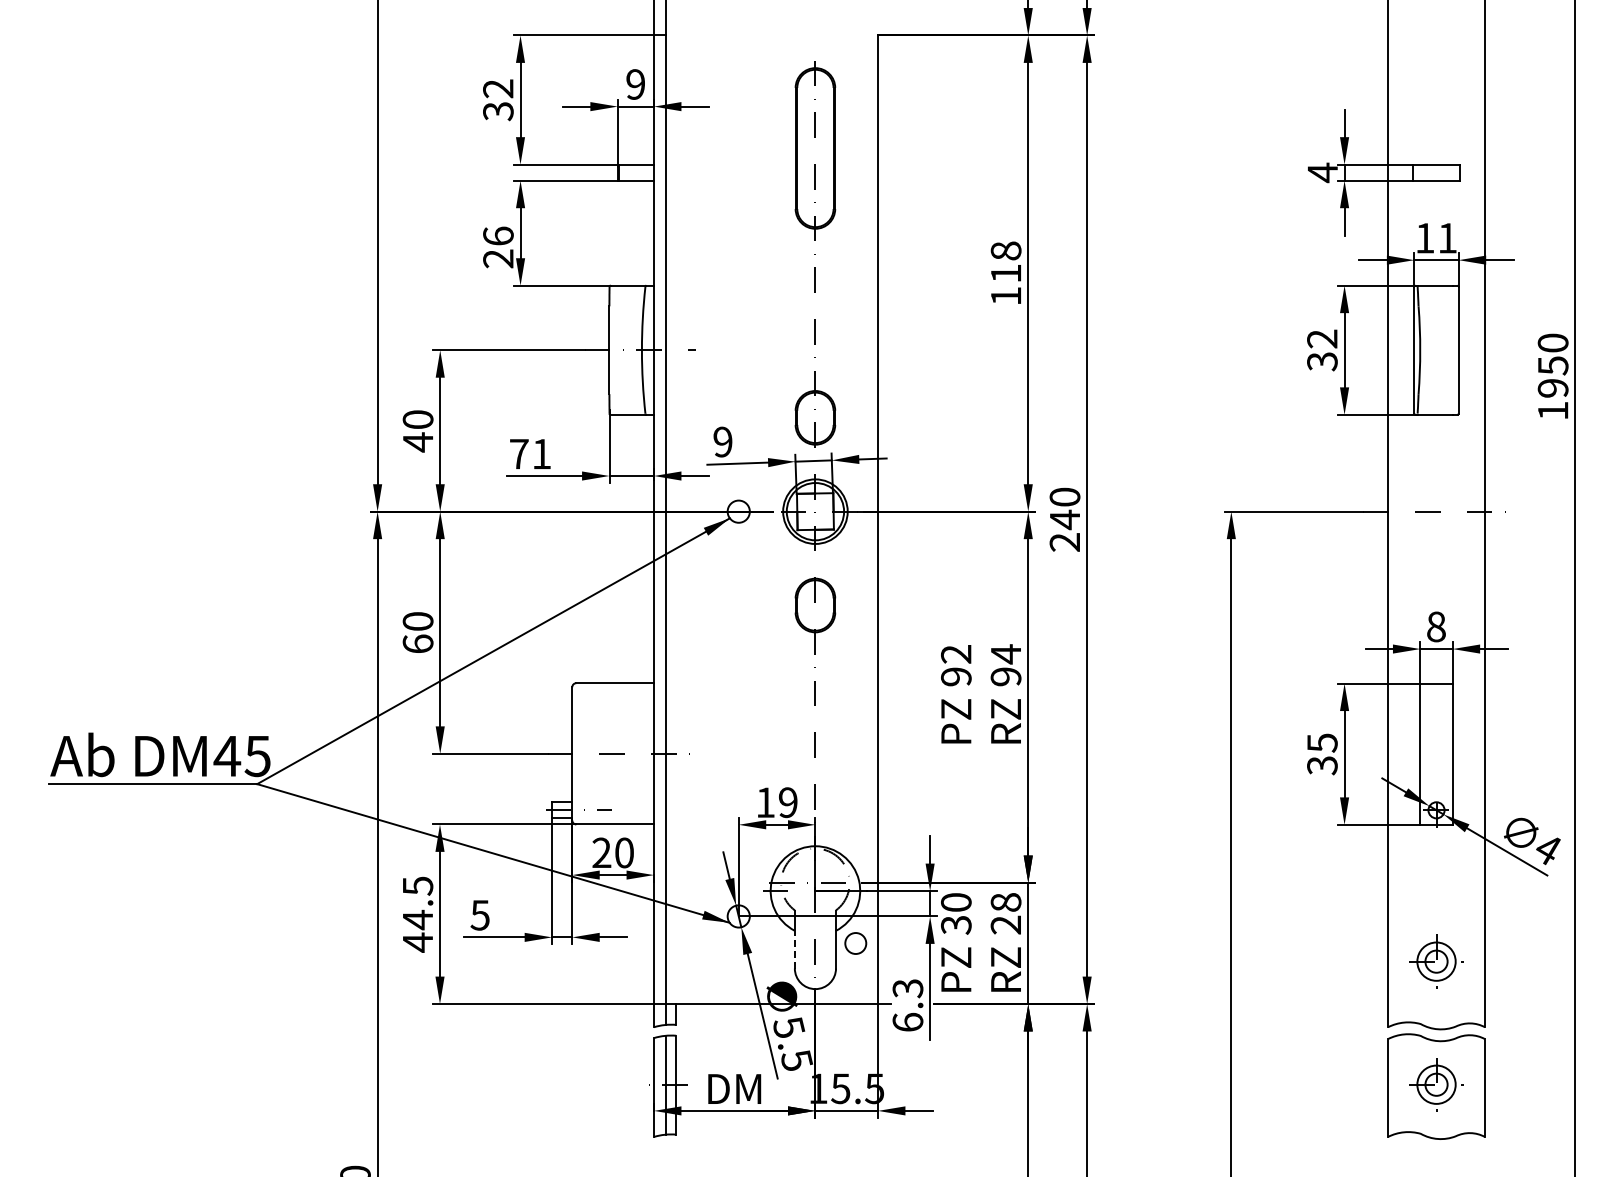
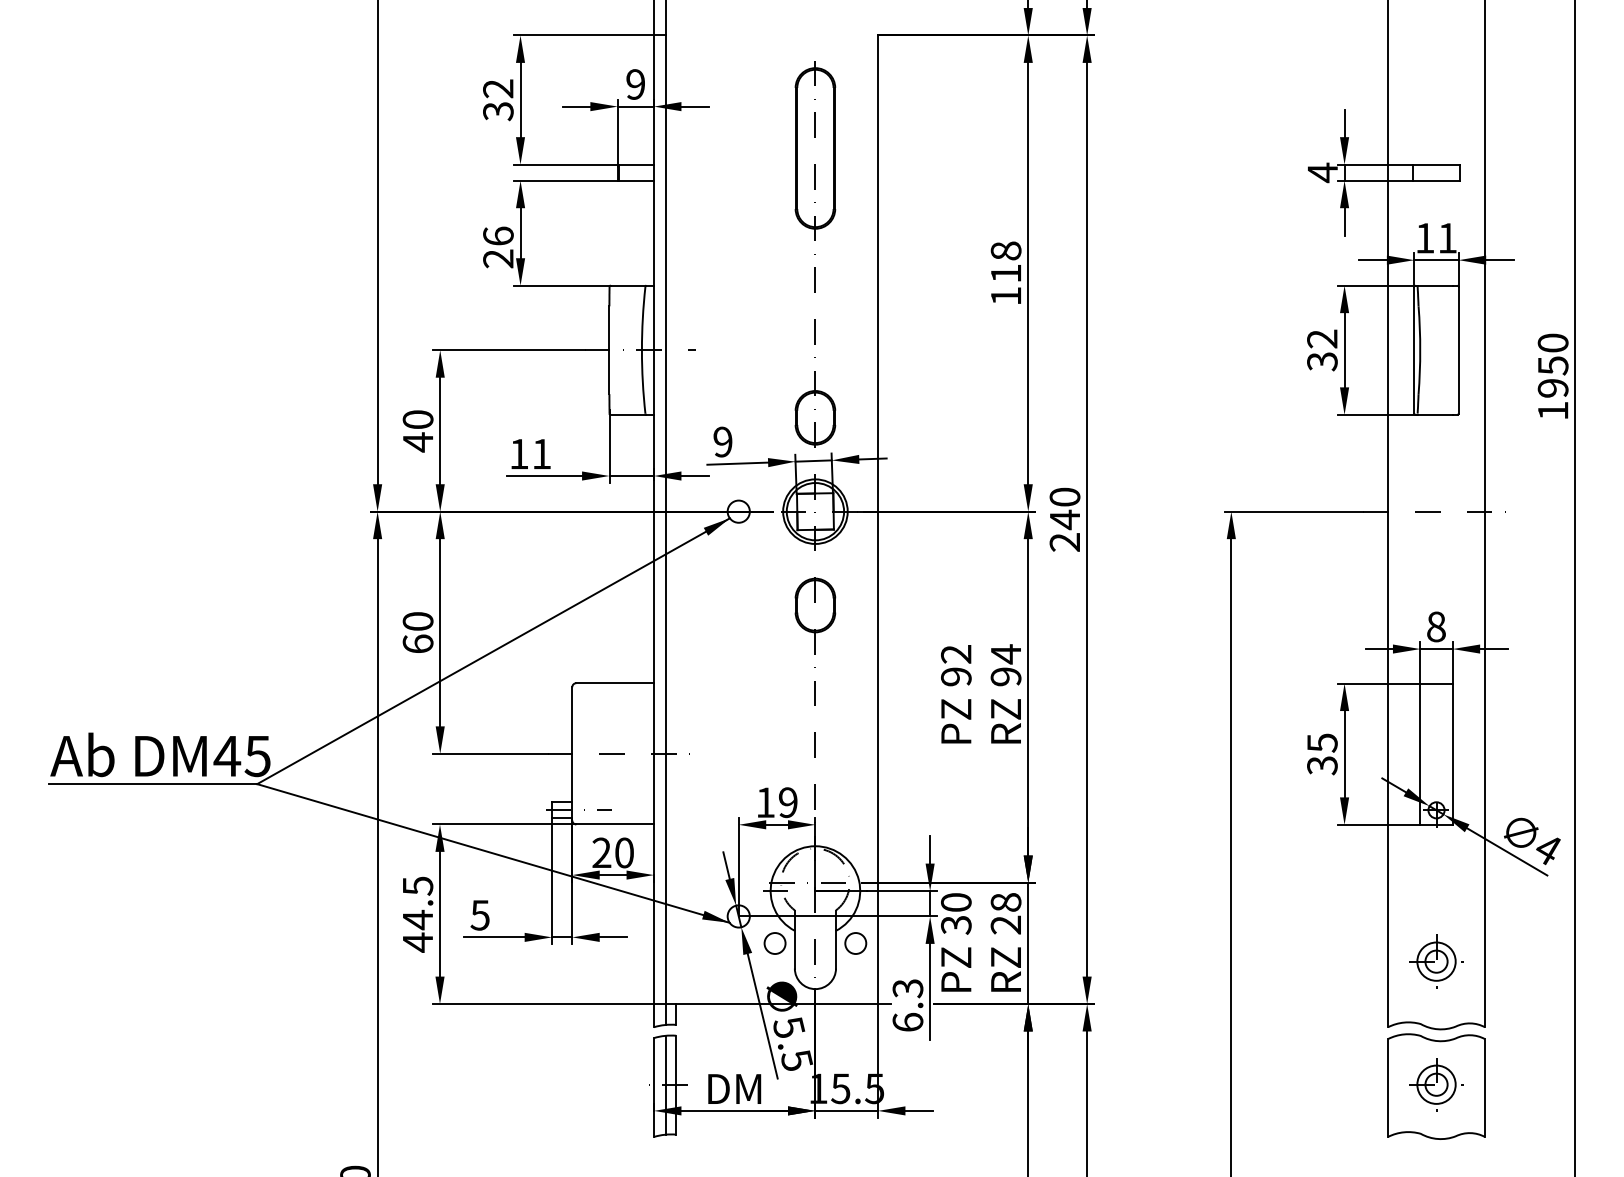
text: 71 -> 11 (519, 454)
circle: none -> present (774, 943)
line: dashed -> solid (794, 949)
